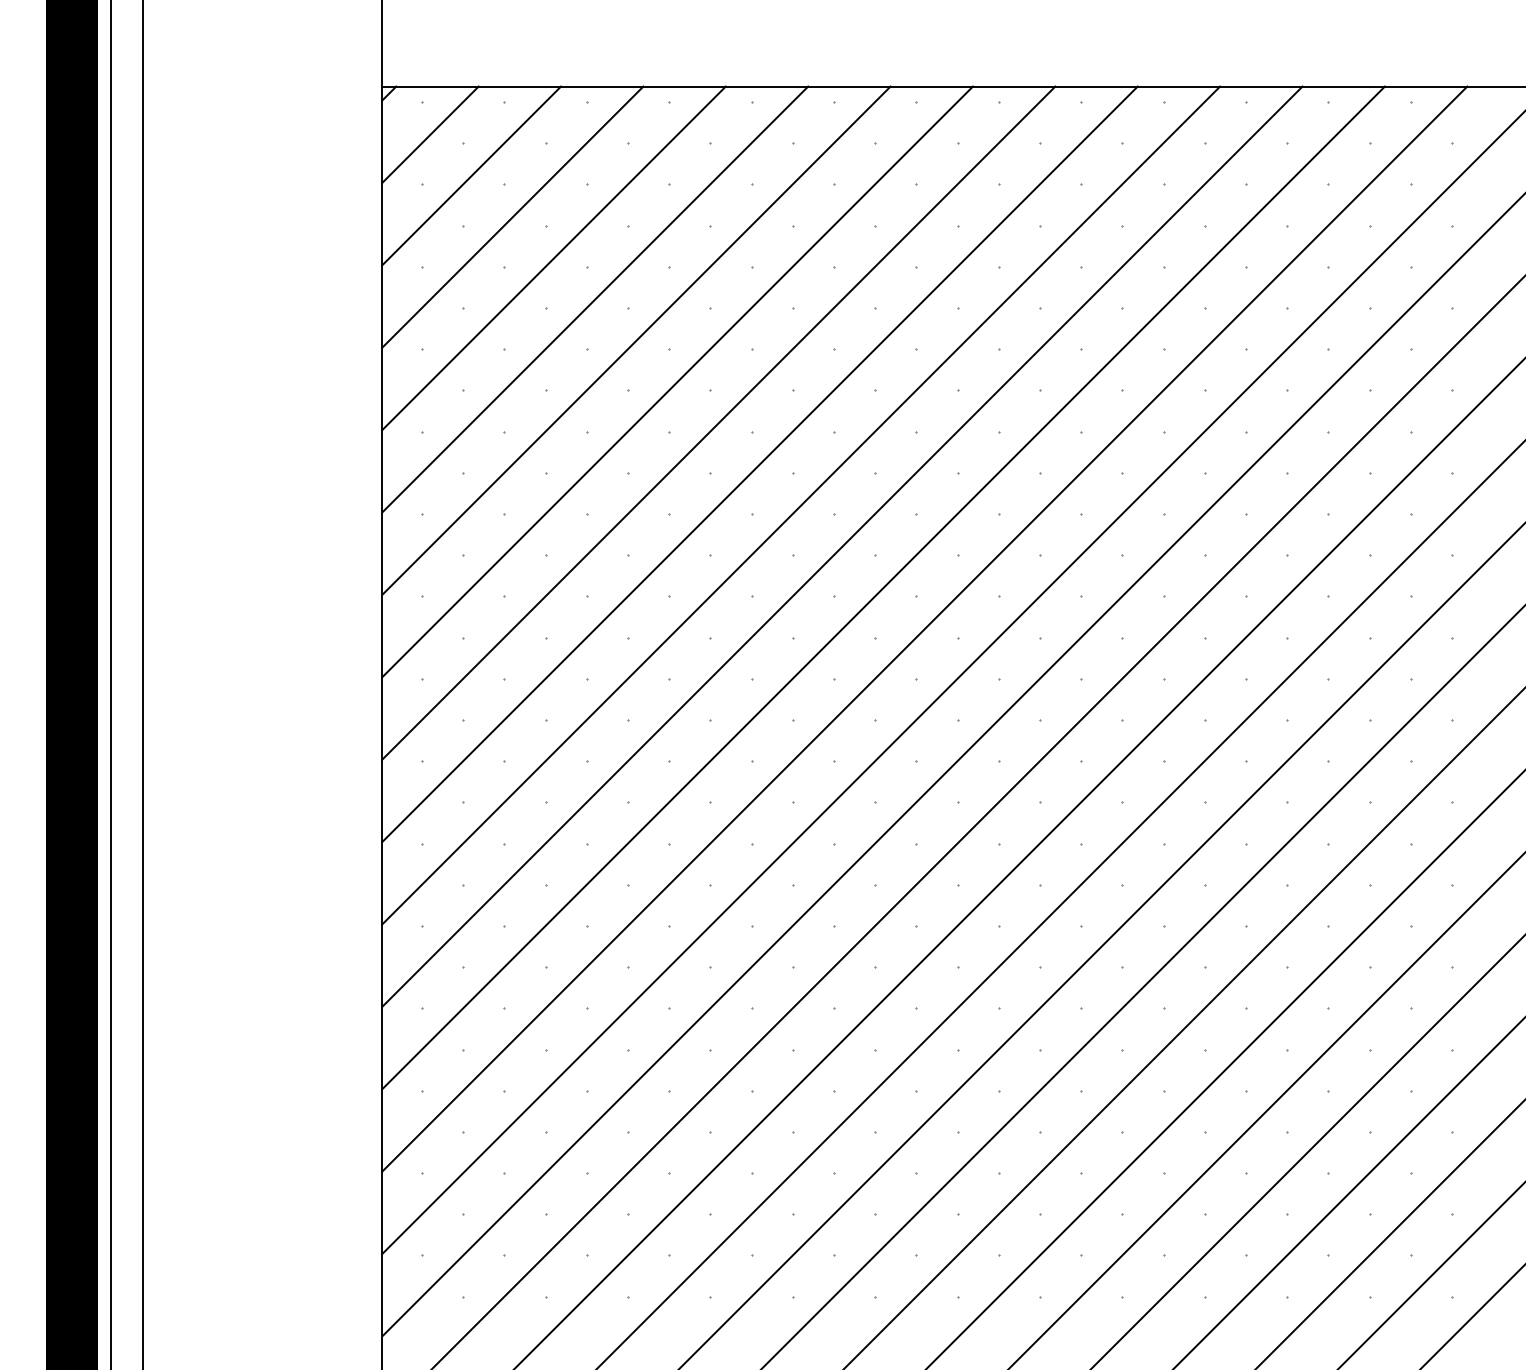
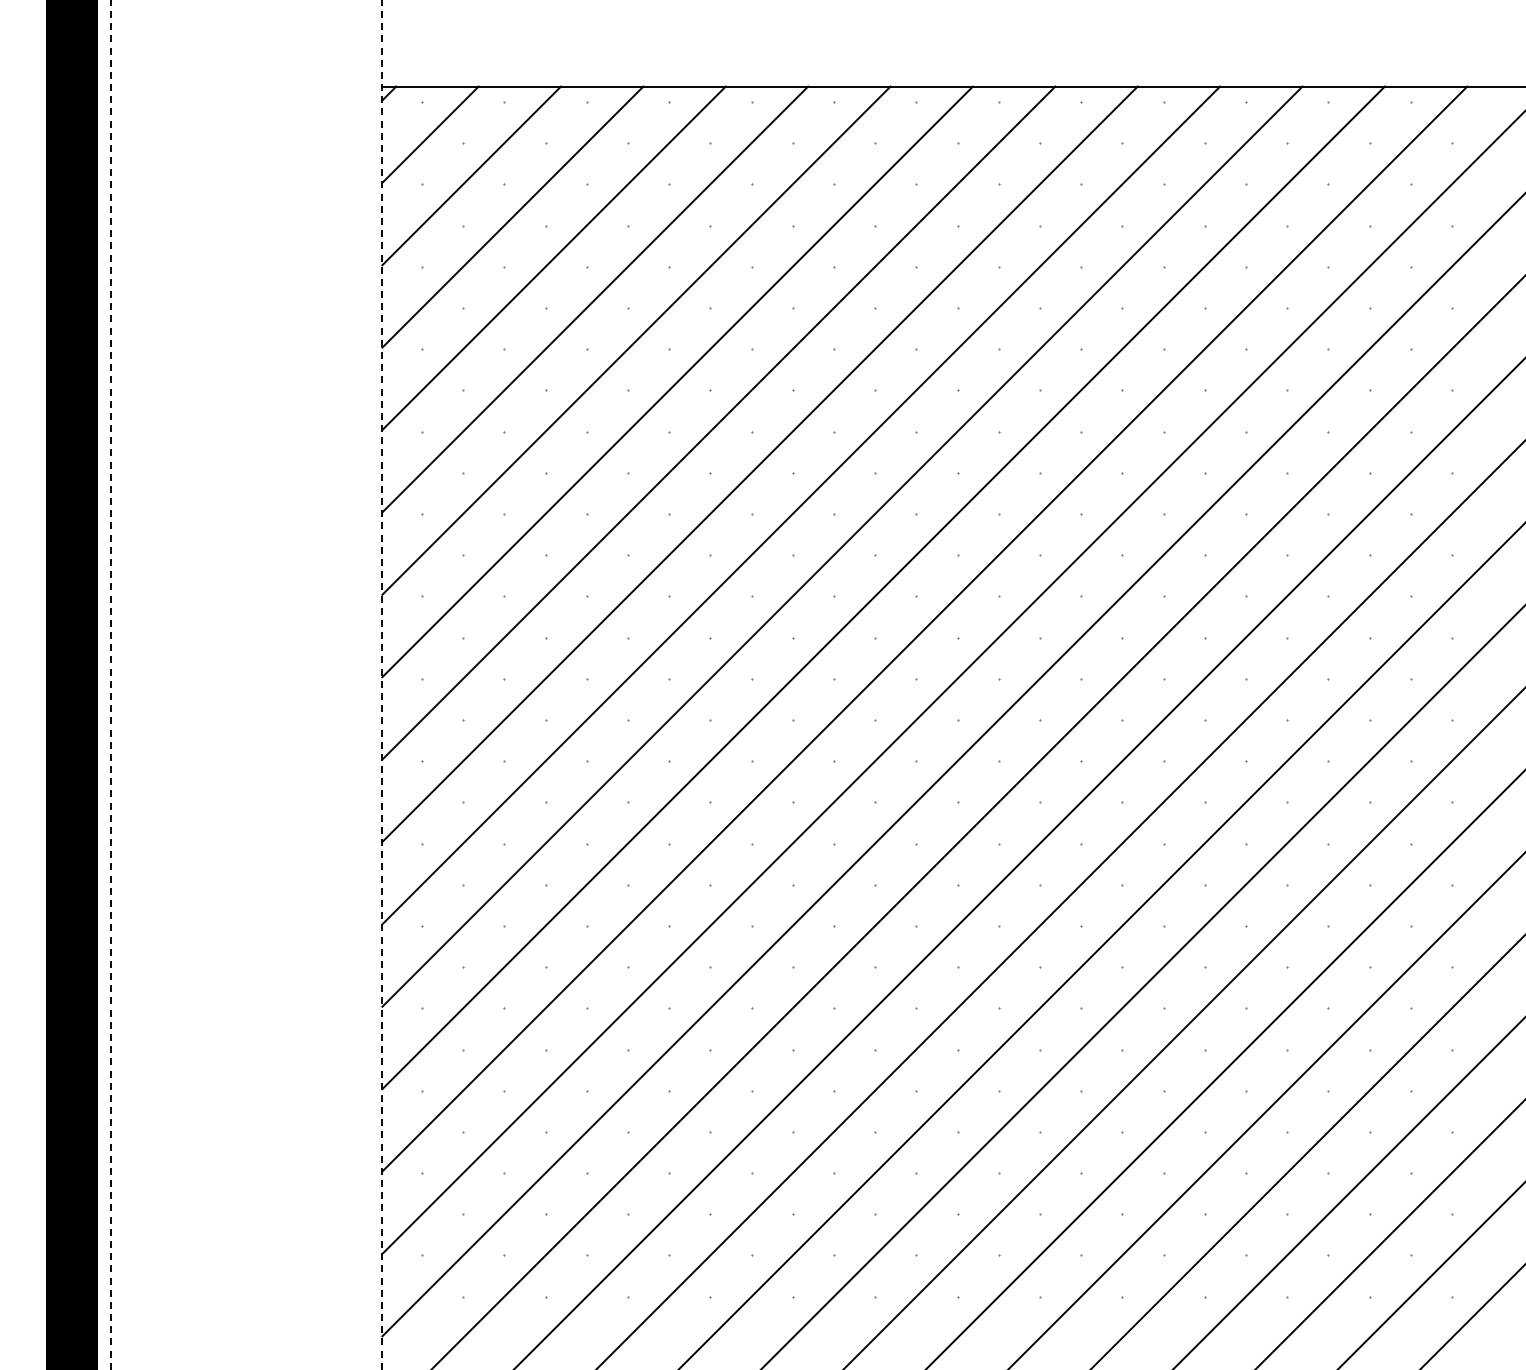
line: present -> none (142, 684)
line: solid -> dashed (110, 685)
line: solid -> dashed (382, 685)
